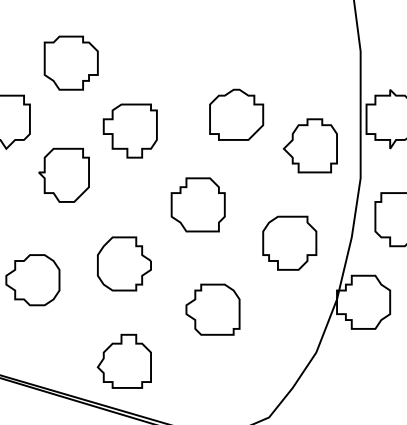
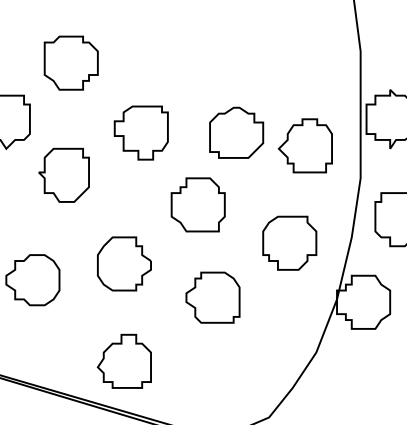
part position: (236, 114) -> (236, 132) (236, 132)
part position: (129, 130) -> (140, 132) (140, 132)
part position: (309, 145) -> (304, 145) (304, 145)
part position: (212, 309) -> (212, 297) (212, 297)
